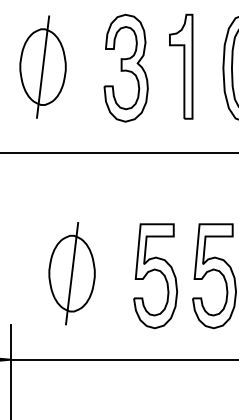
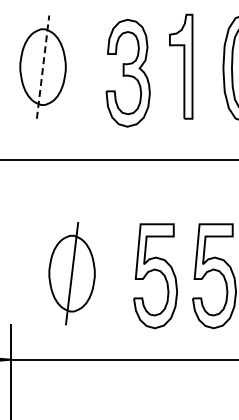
line: solid -> dashed (43, 66)
part position: (125, 67) -> (127, 72) (127, 72)
line position: (118, 153) -> (118, 160) (118, 160)
